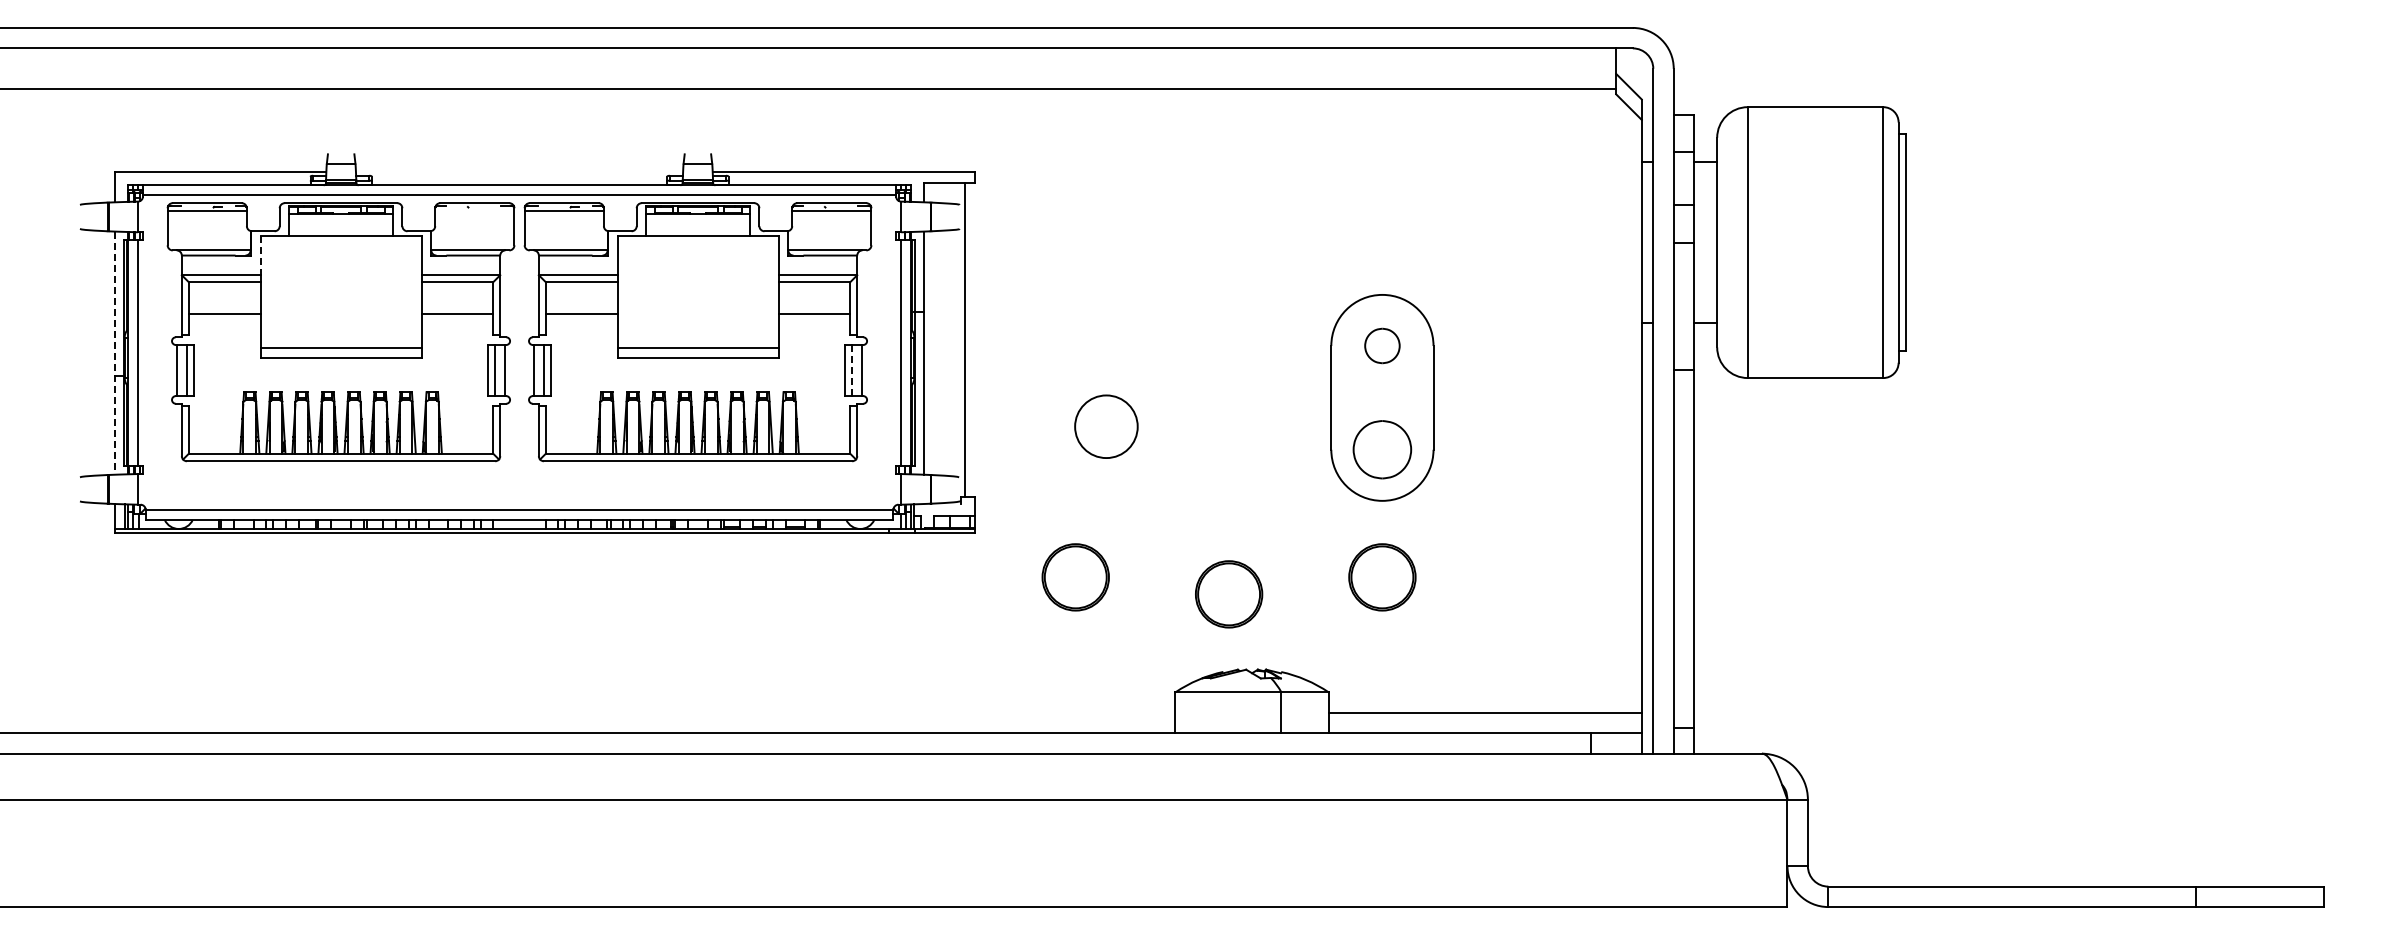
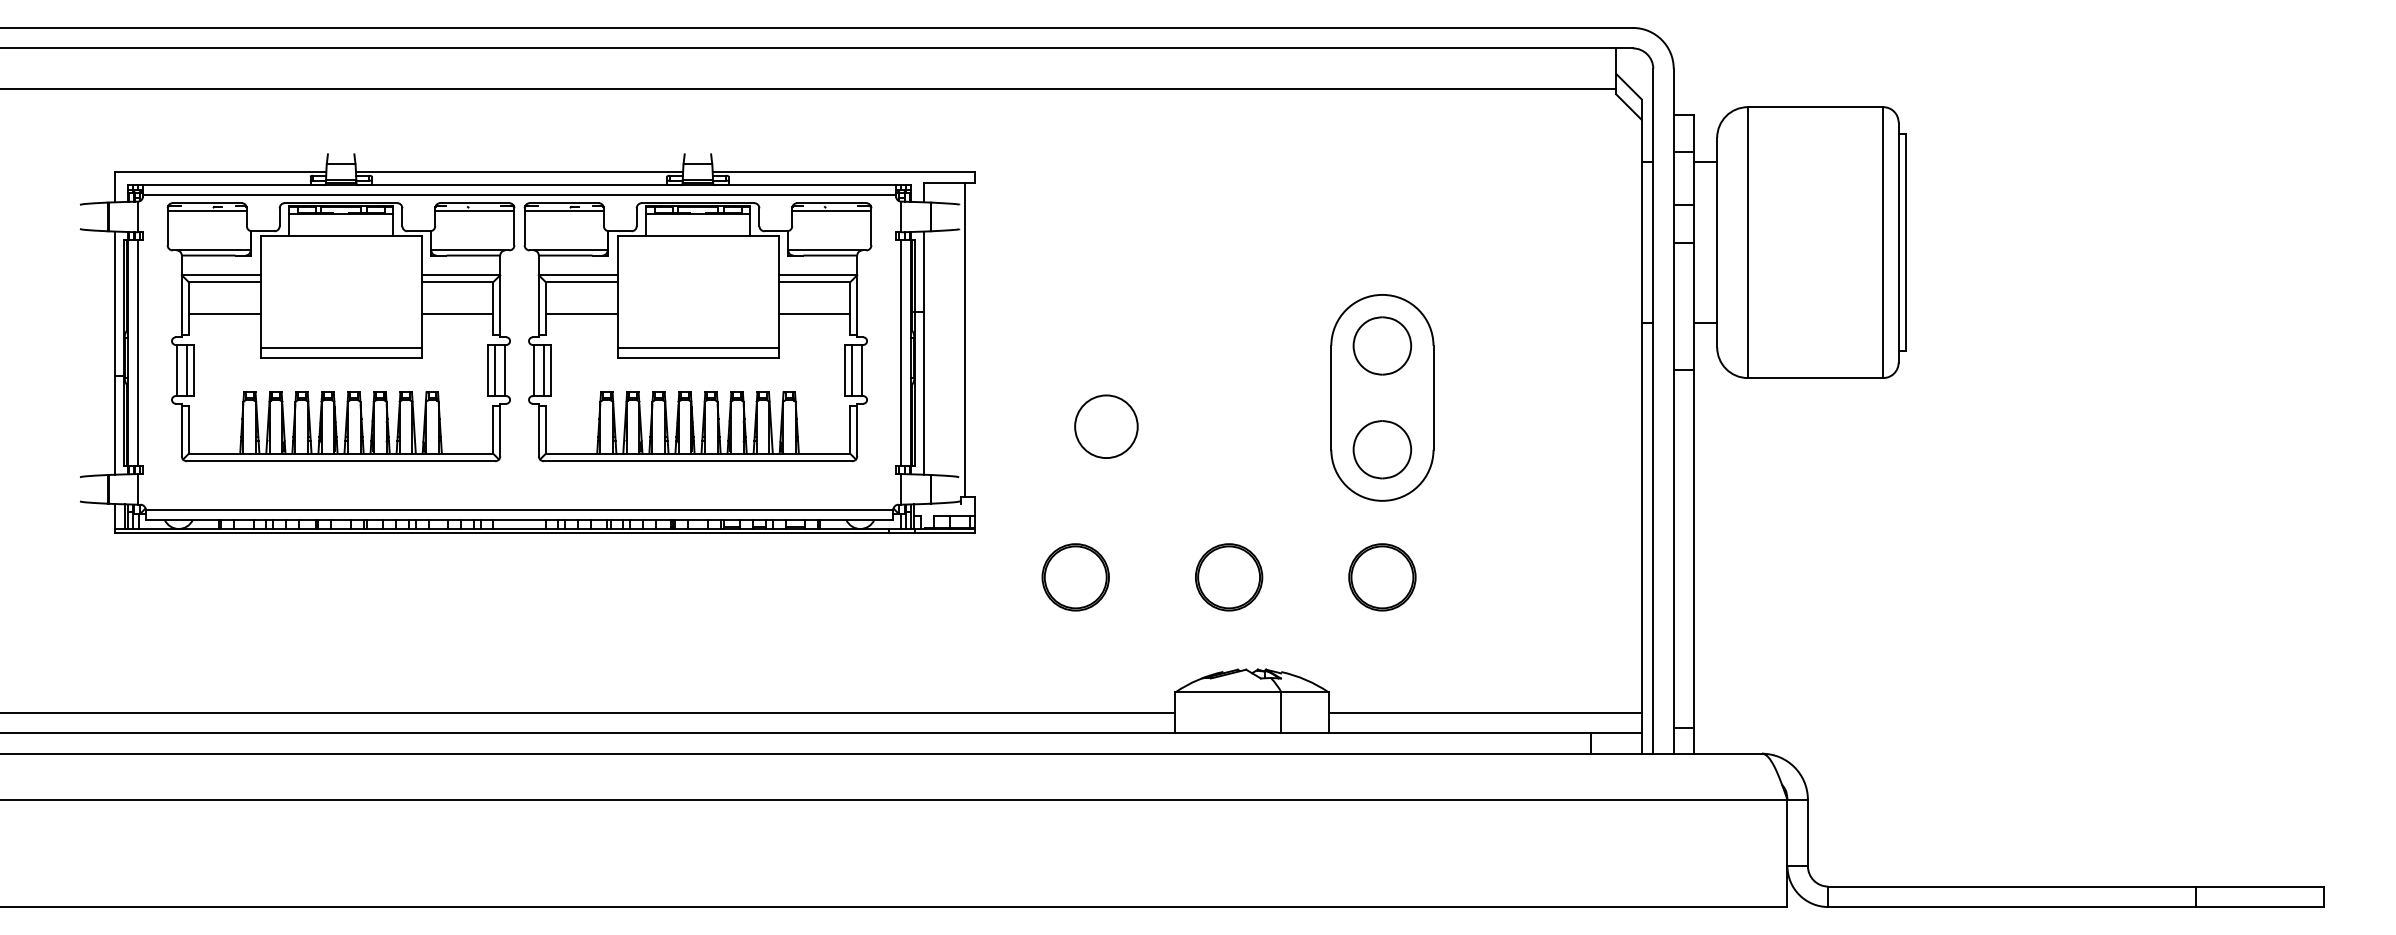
line: none -> present (519, 172)
line: none -> present (474, 210)
line: dashed -> solid (260, 256)
part size: 37x38 px -> 61x60 px (1382, 345)
line: dashed -> solid (114, 353)
line: dashed -> solid (851, 370)
part position: (1229, 594) -> (1229, 577) (1229, 577)
line: none -> present (588, 712)
